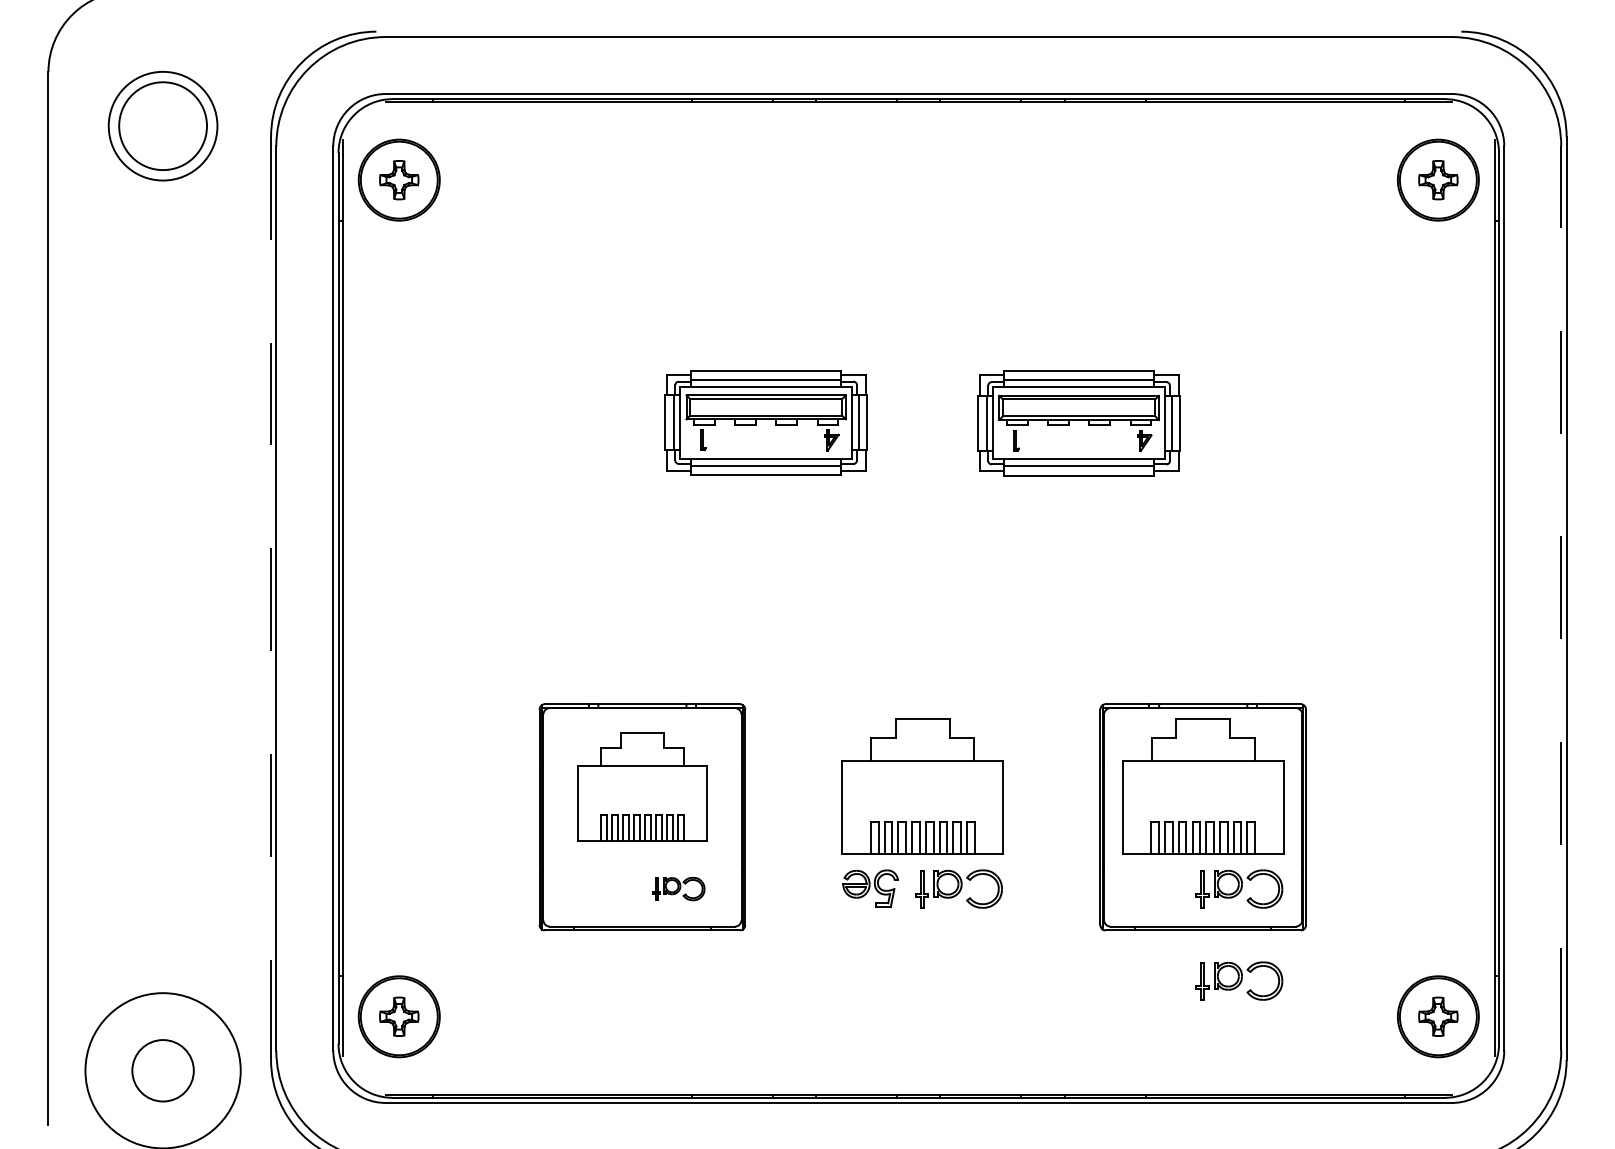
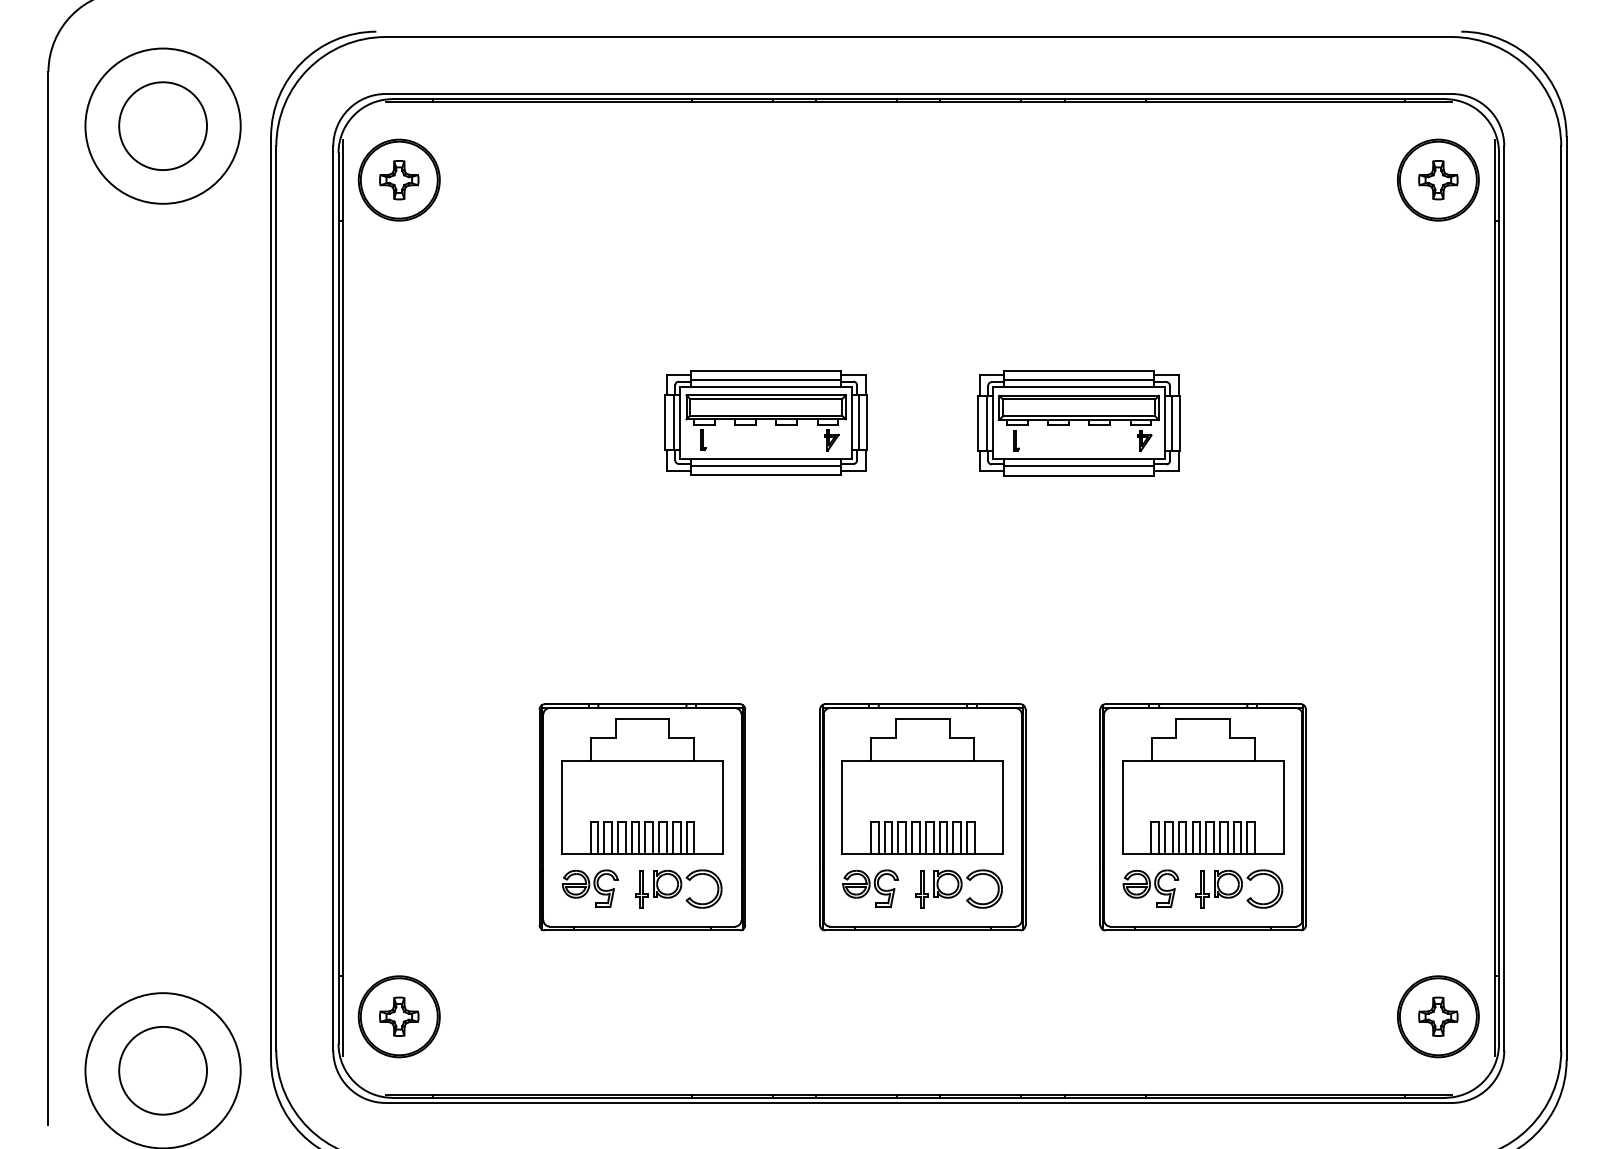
circle diameter: 109 px -> 155 px (162, 125)
line: dashed -> solid (1561, 597)
line: dashed -> solid (271, 598)
part size: 131x110 px -> 163x137 px (642, 786)
part: none -> present (922, 817)
part: none -> present (590, 888)
part size: 54x26 px -> 88x40 px (678, 888)
part: none -> present (1150, 888)
part: present -> none (1239, 980)
circle diameter: 61 px -> 88 px (163, 1070)
